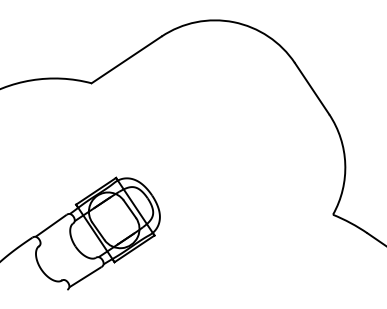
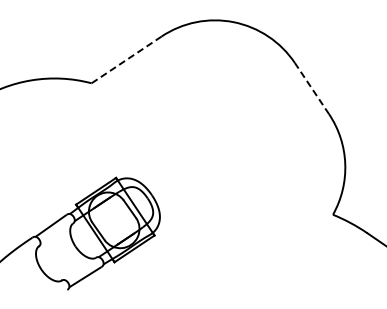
line: solid -> dashed (126, 60)
line: solid -> dashed (312, 88)
